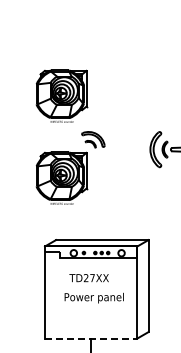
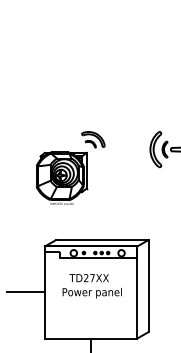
part: present -> none (61, 95)
line: none -> present (26, 292)
text position: (93, 297) -> (91, 292) (91, 292)
line: dashed -> solid (91, 338)
